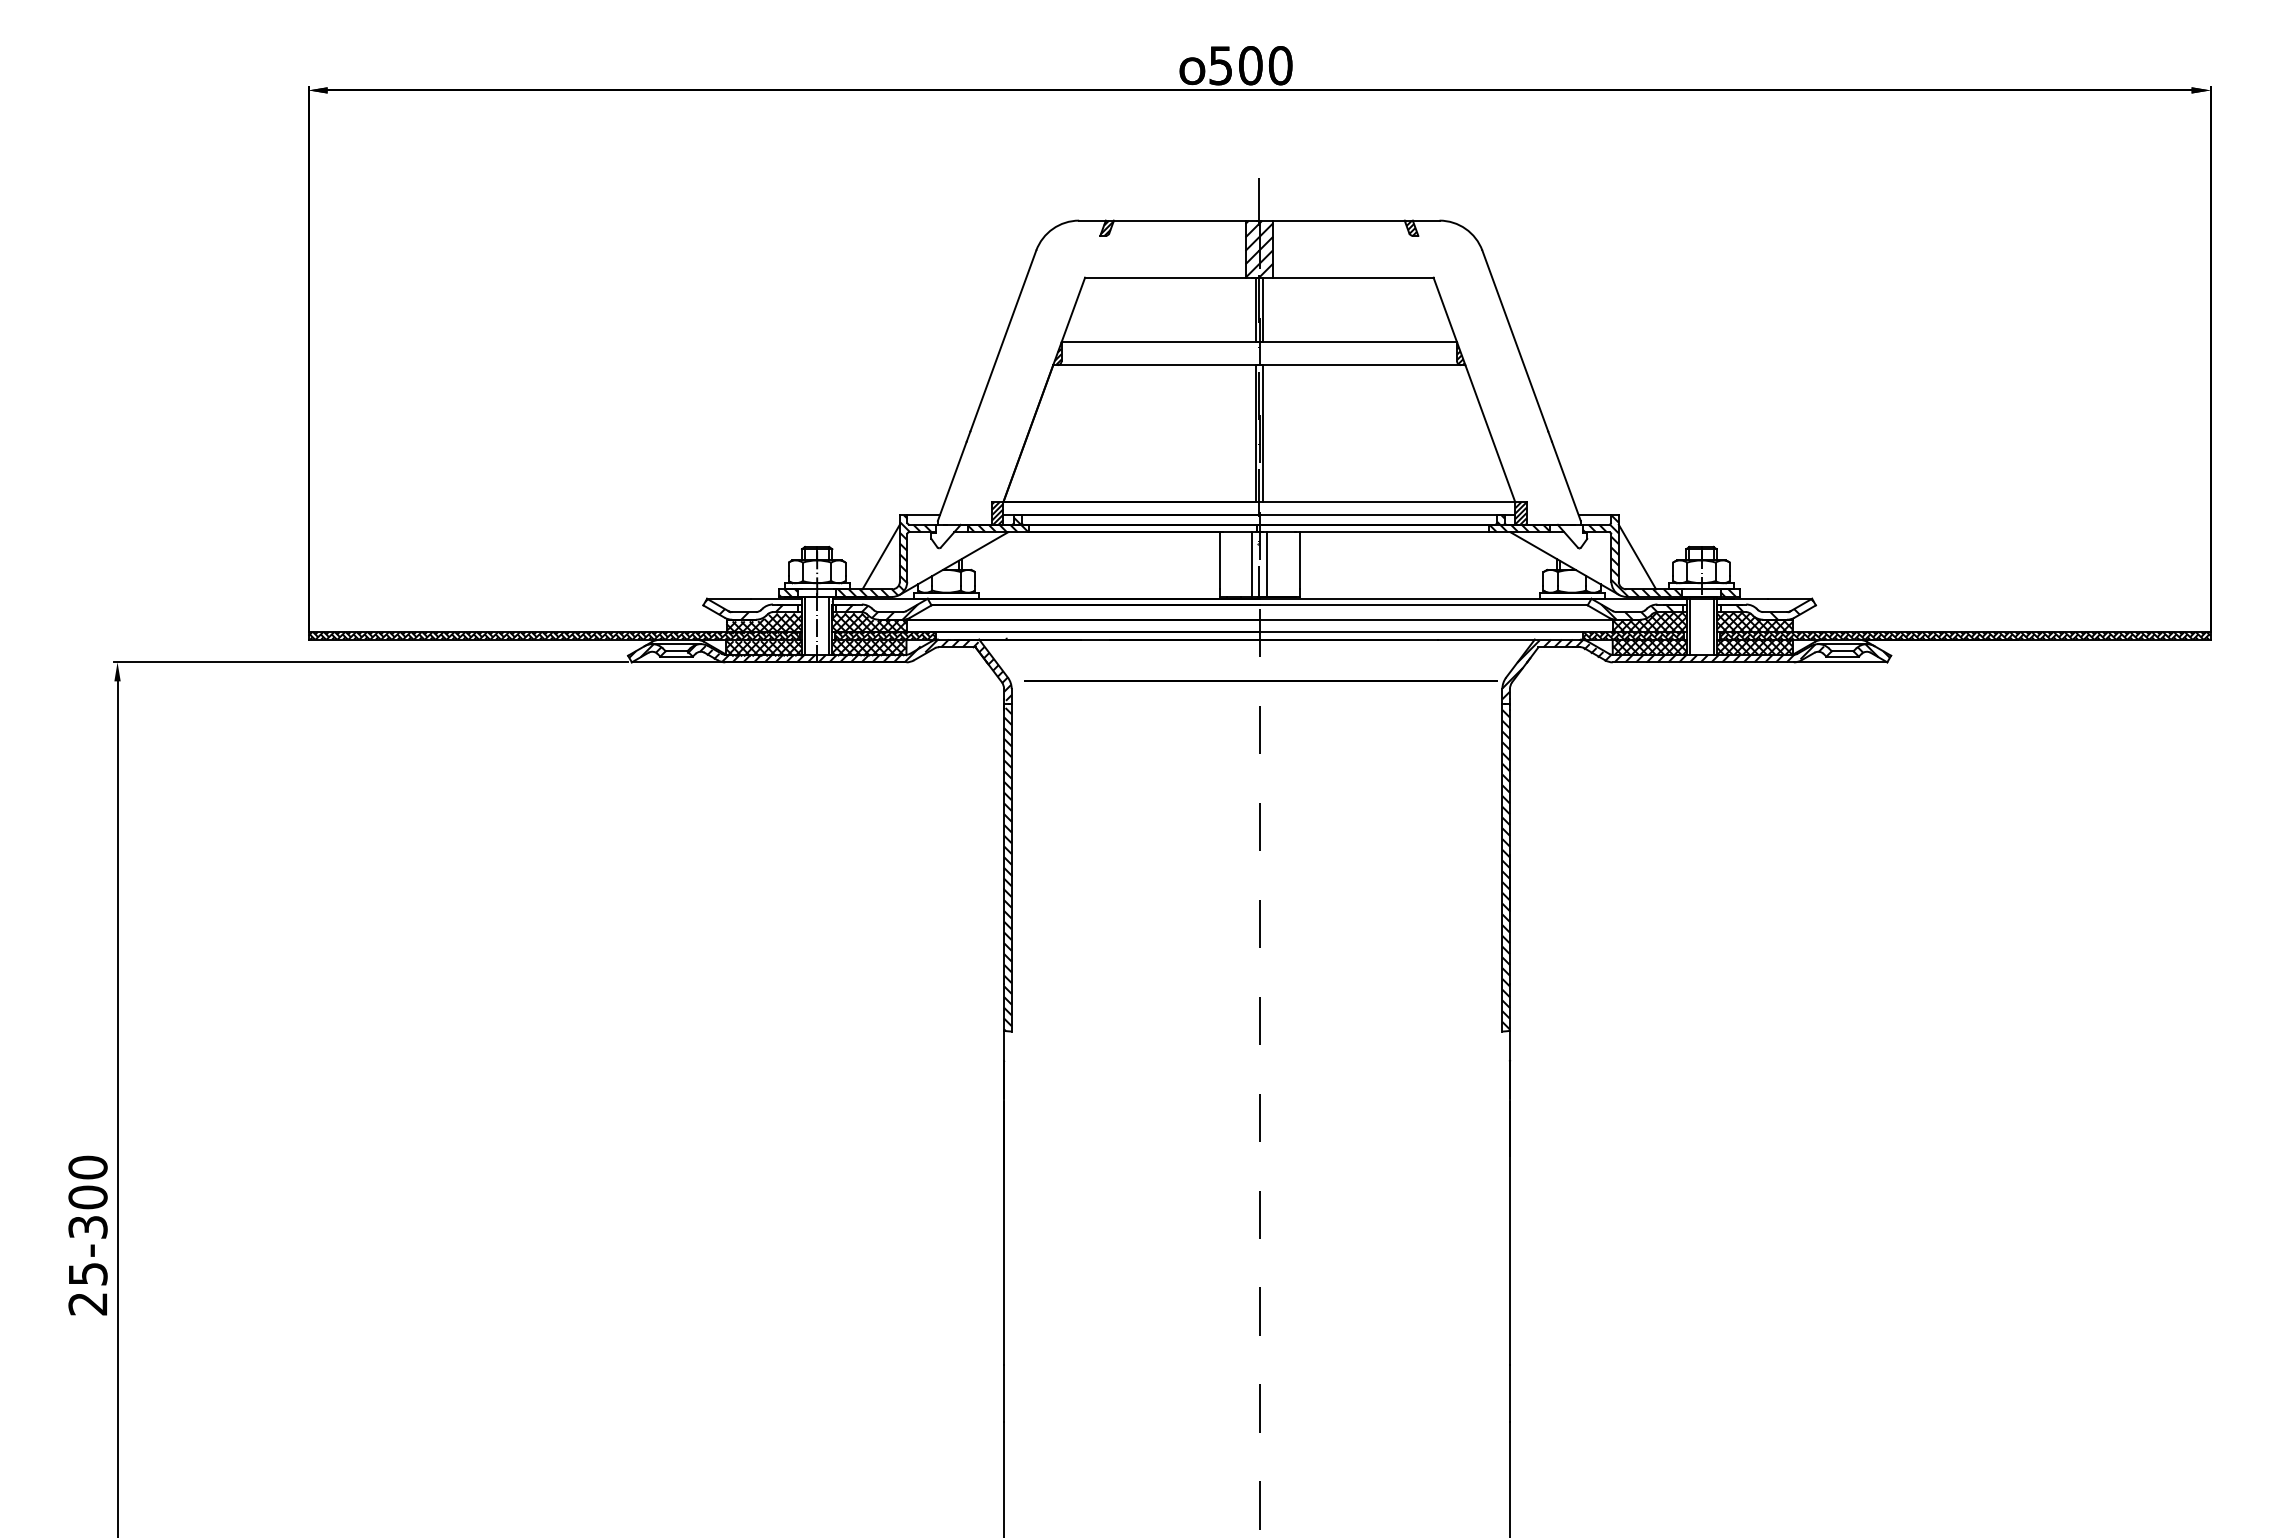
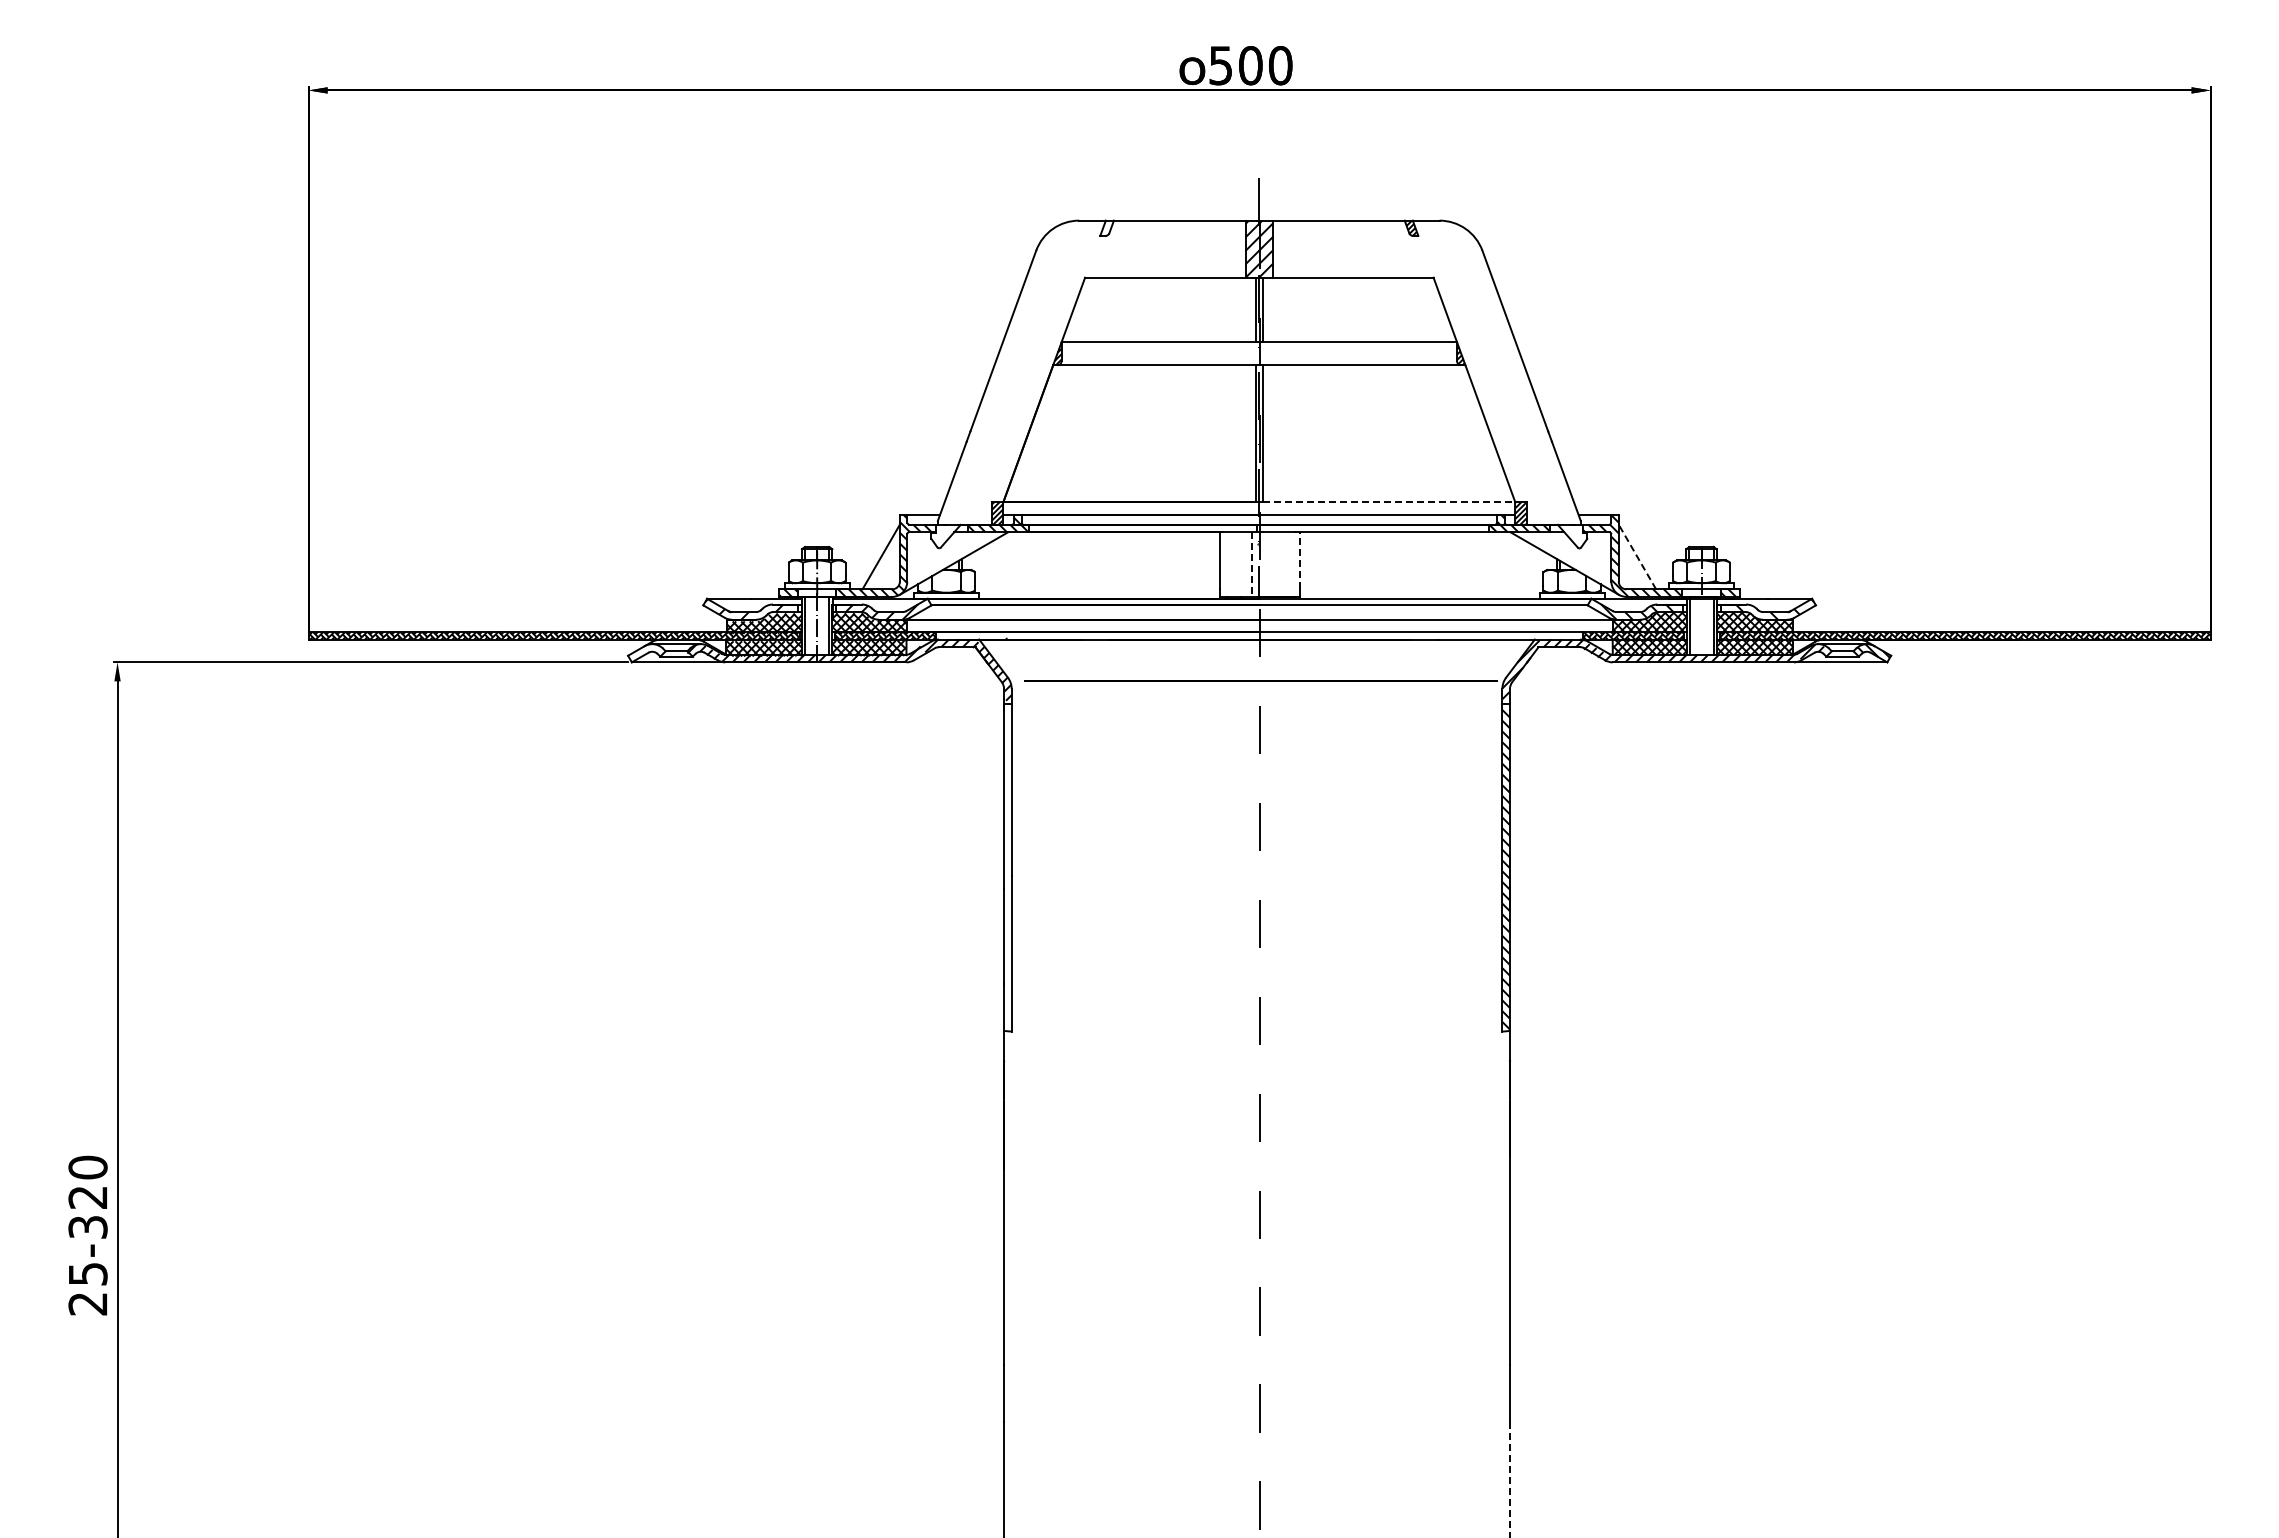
hatch: present -> none (1106, 227)
line: solid -> dashed (1389, 502)
line: solid -> dashed (1637, 556)
line: solid -> dashed (1299, 560)
line: present -> none (1267, 564)
line: solid -> dashed (1251, 565)
hatch: present -> none (645, 650)
hatch: present -> none (1007, 869)
text: 25-300 -> 25-320 (87, 1197)
line: solid -> dashed (1509, 1480)
